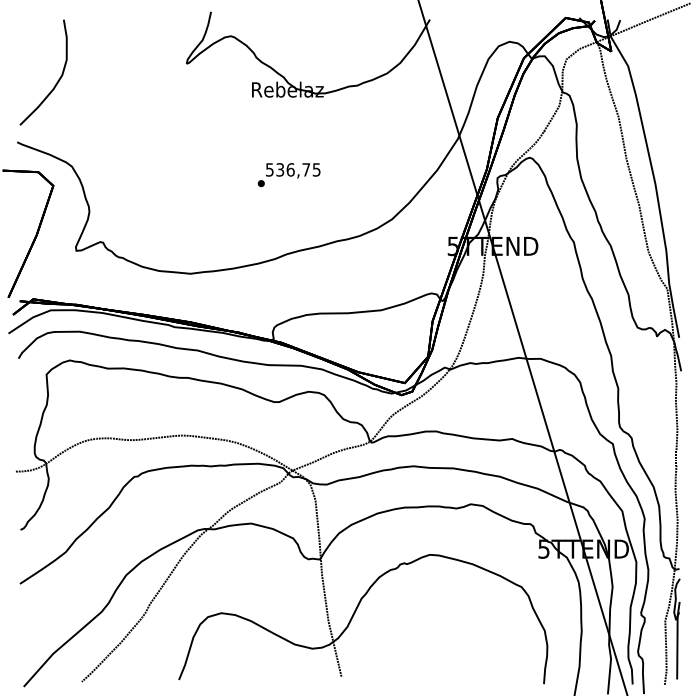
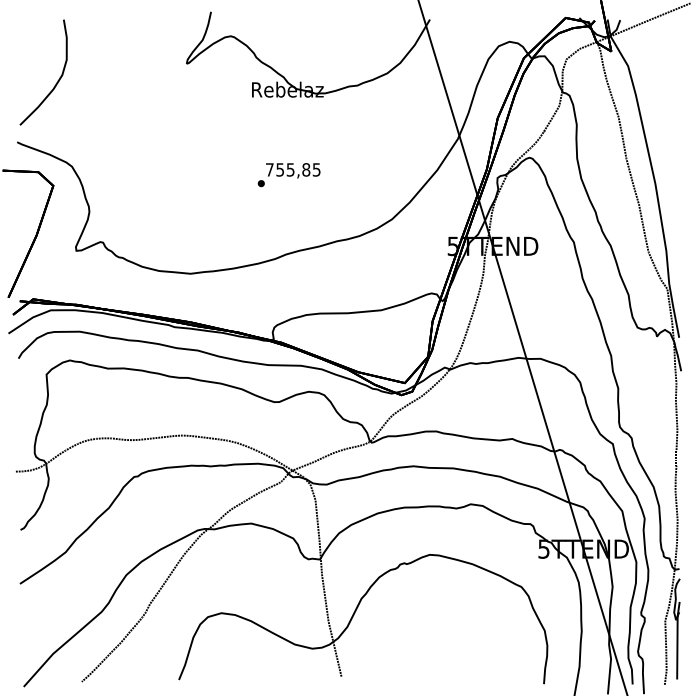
text: 536,75 -> 755,85 (288, 169)
